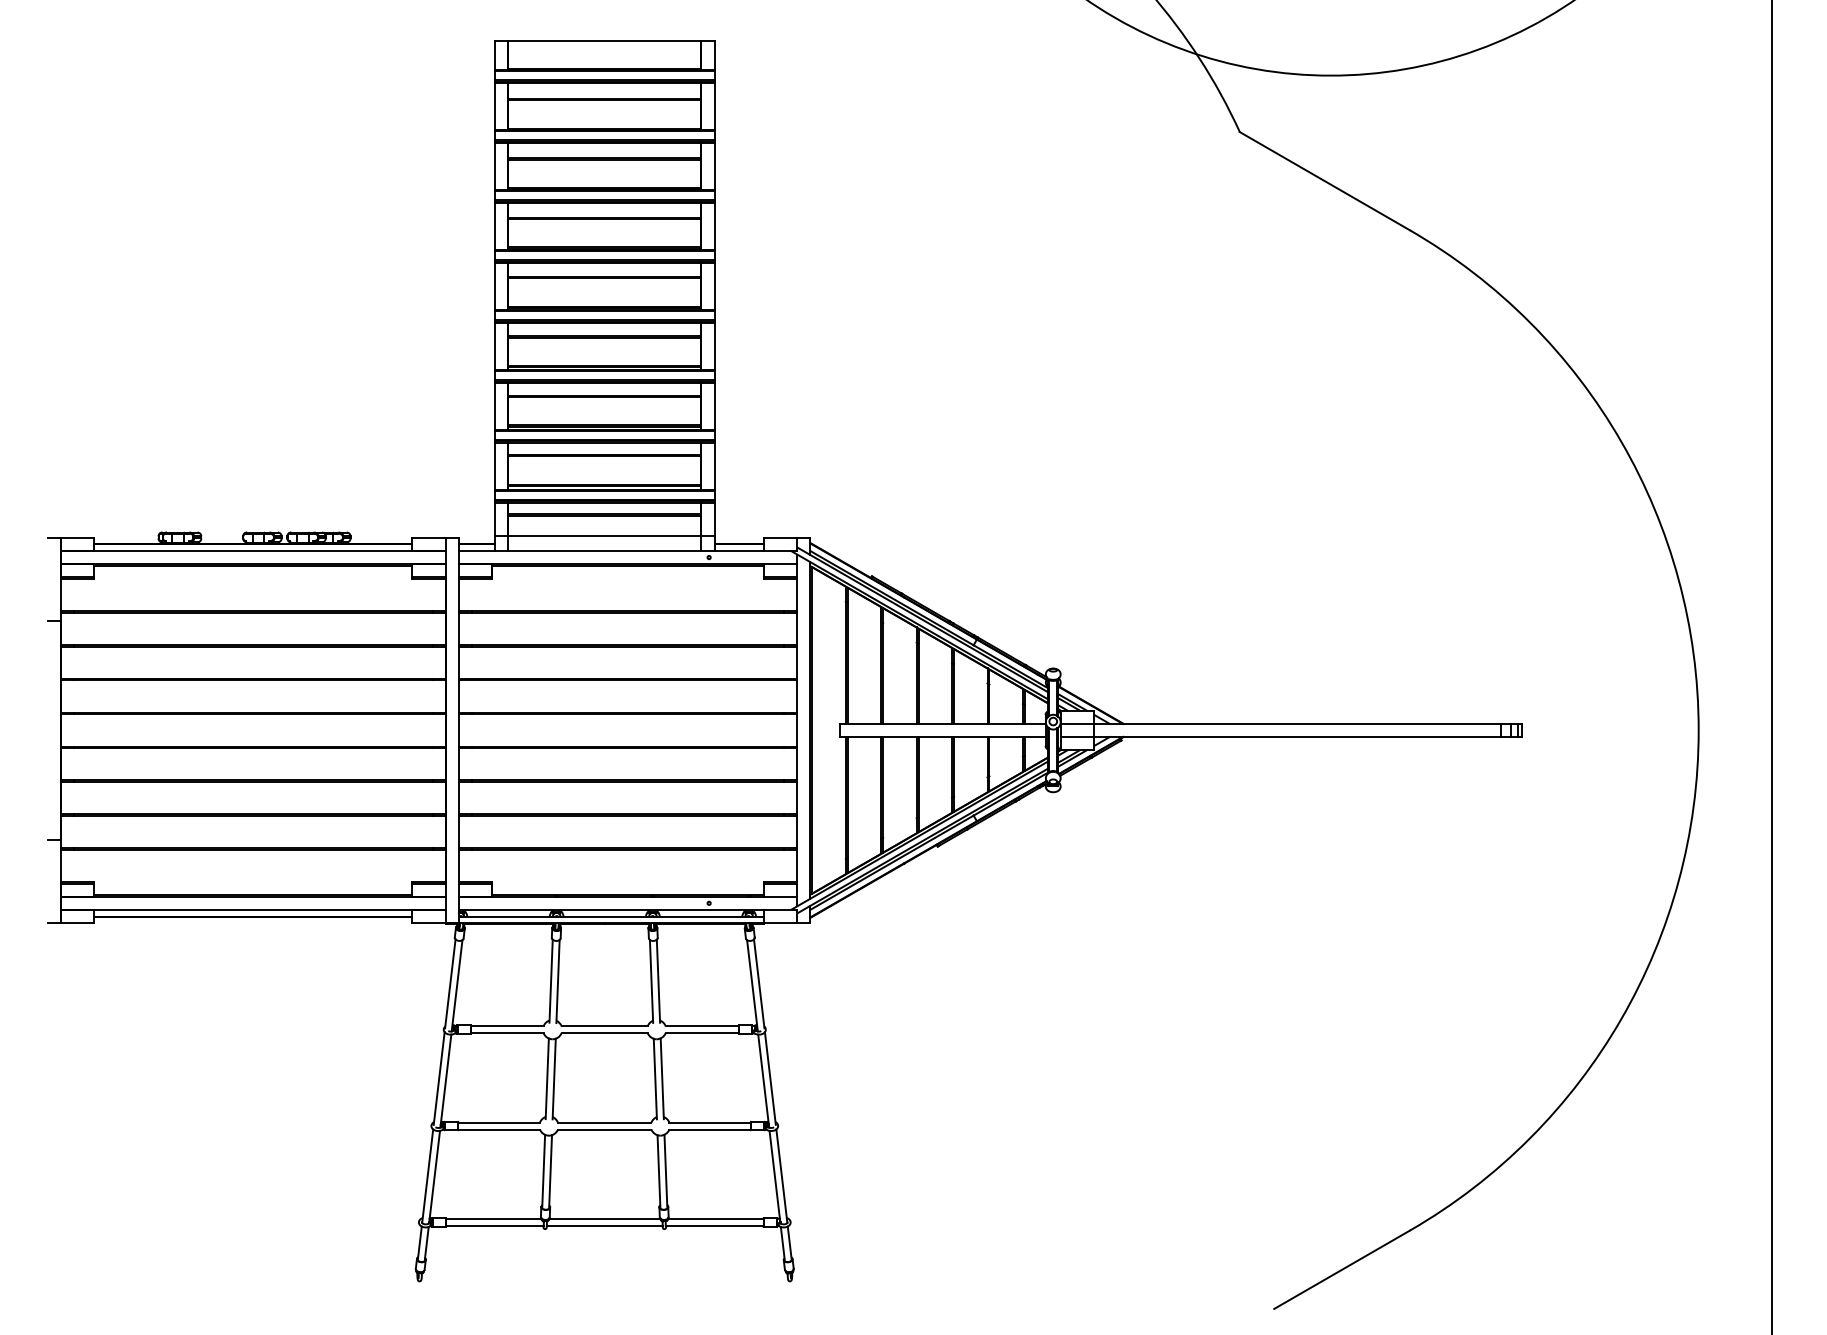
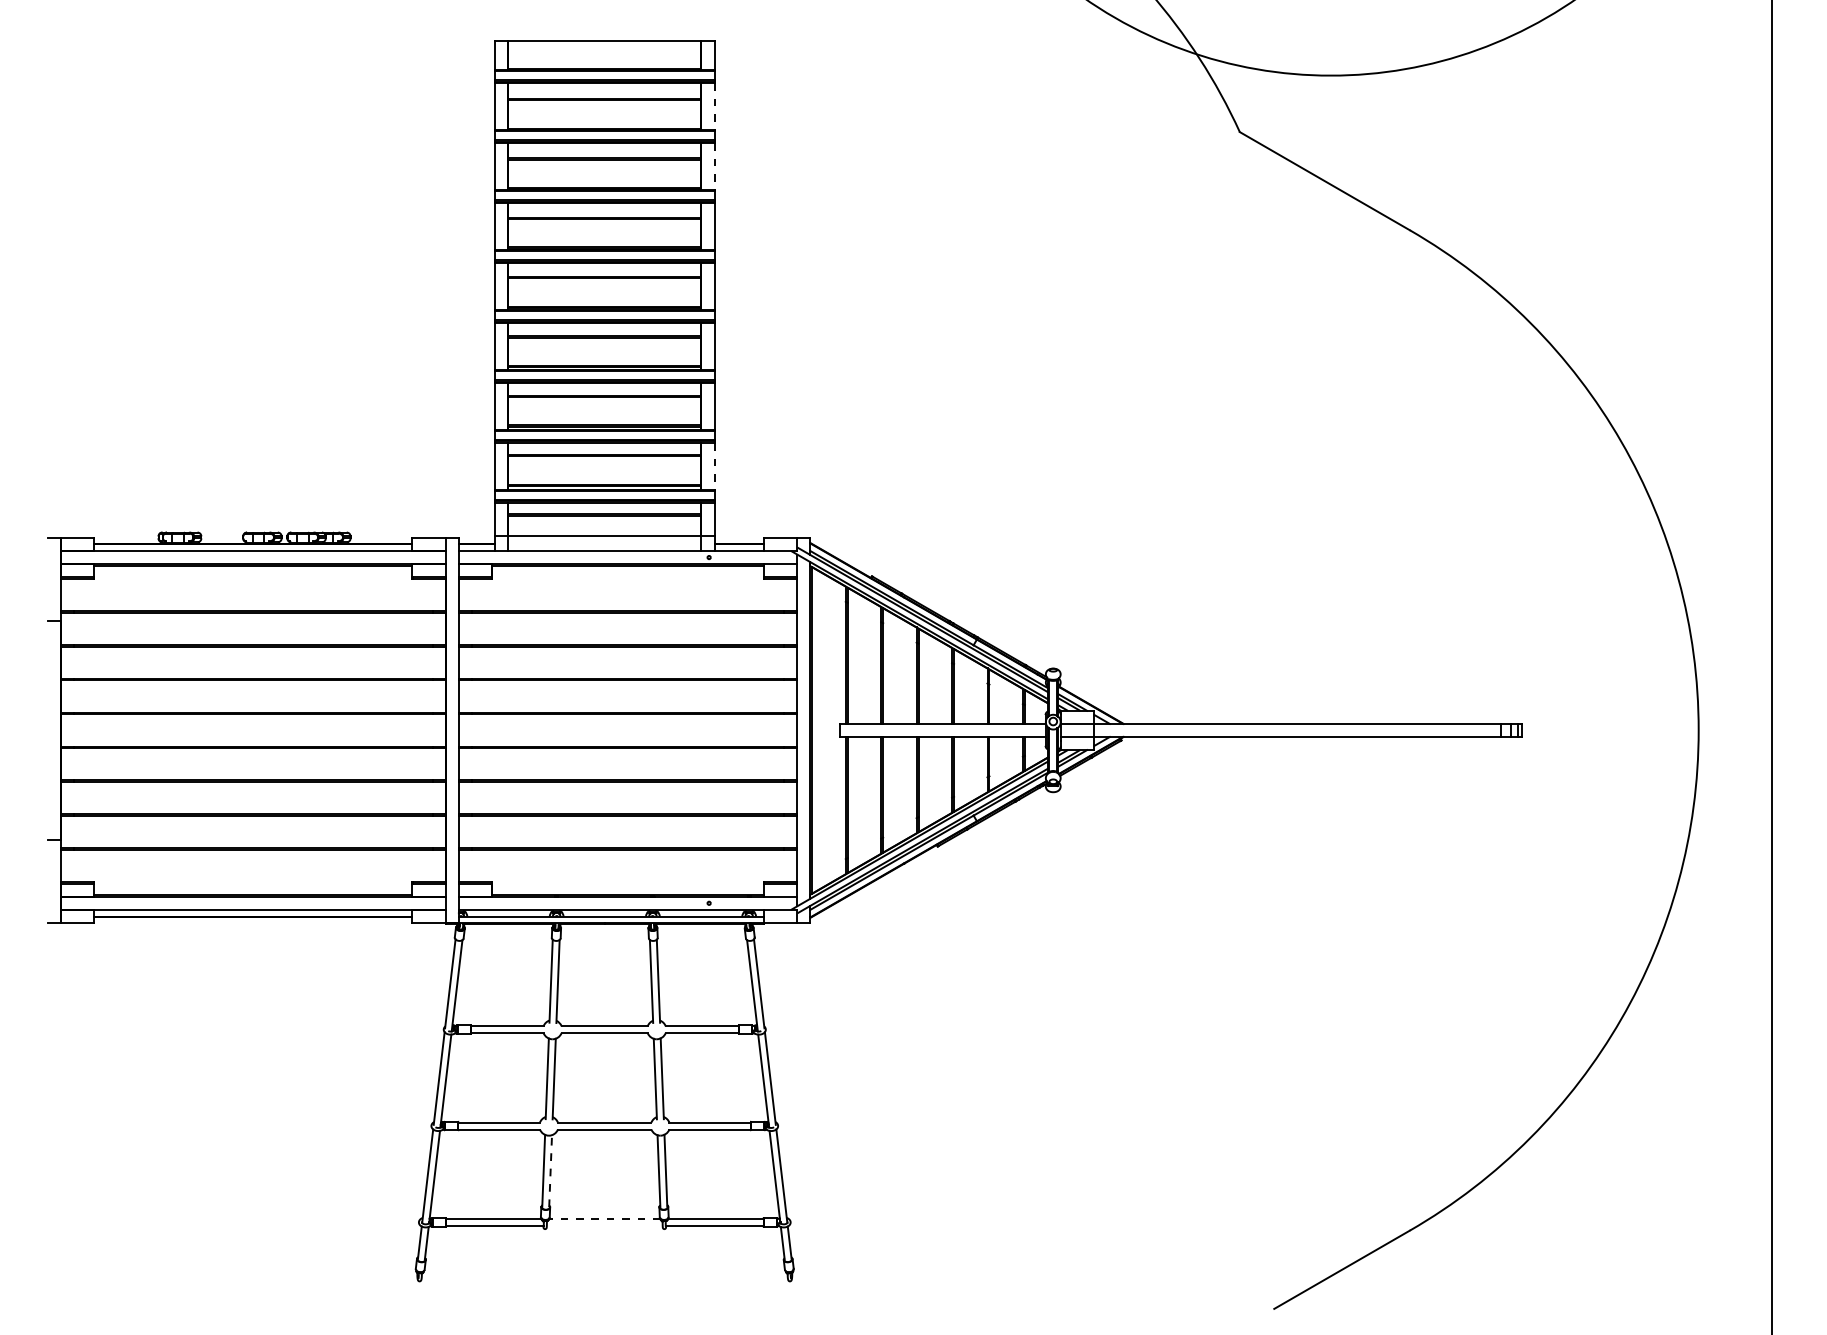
line: solid -> dashed (714, 106)
line: solid -> dashed (714, 166)
line: solid -> dashed (714, 466)
line: solid -> dashed (550, 1171)
line: solid -> dashed (604, 1218)
line: present -> none (604, 1225)
